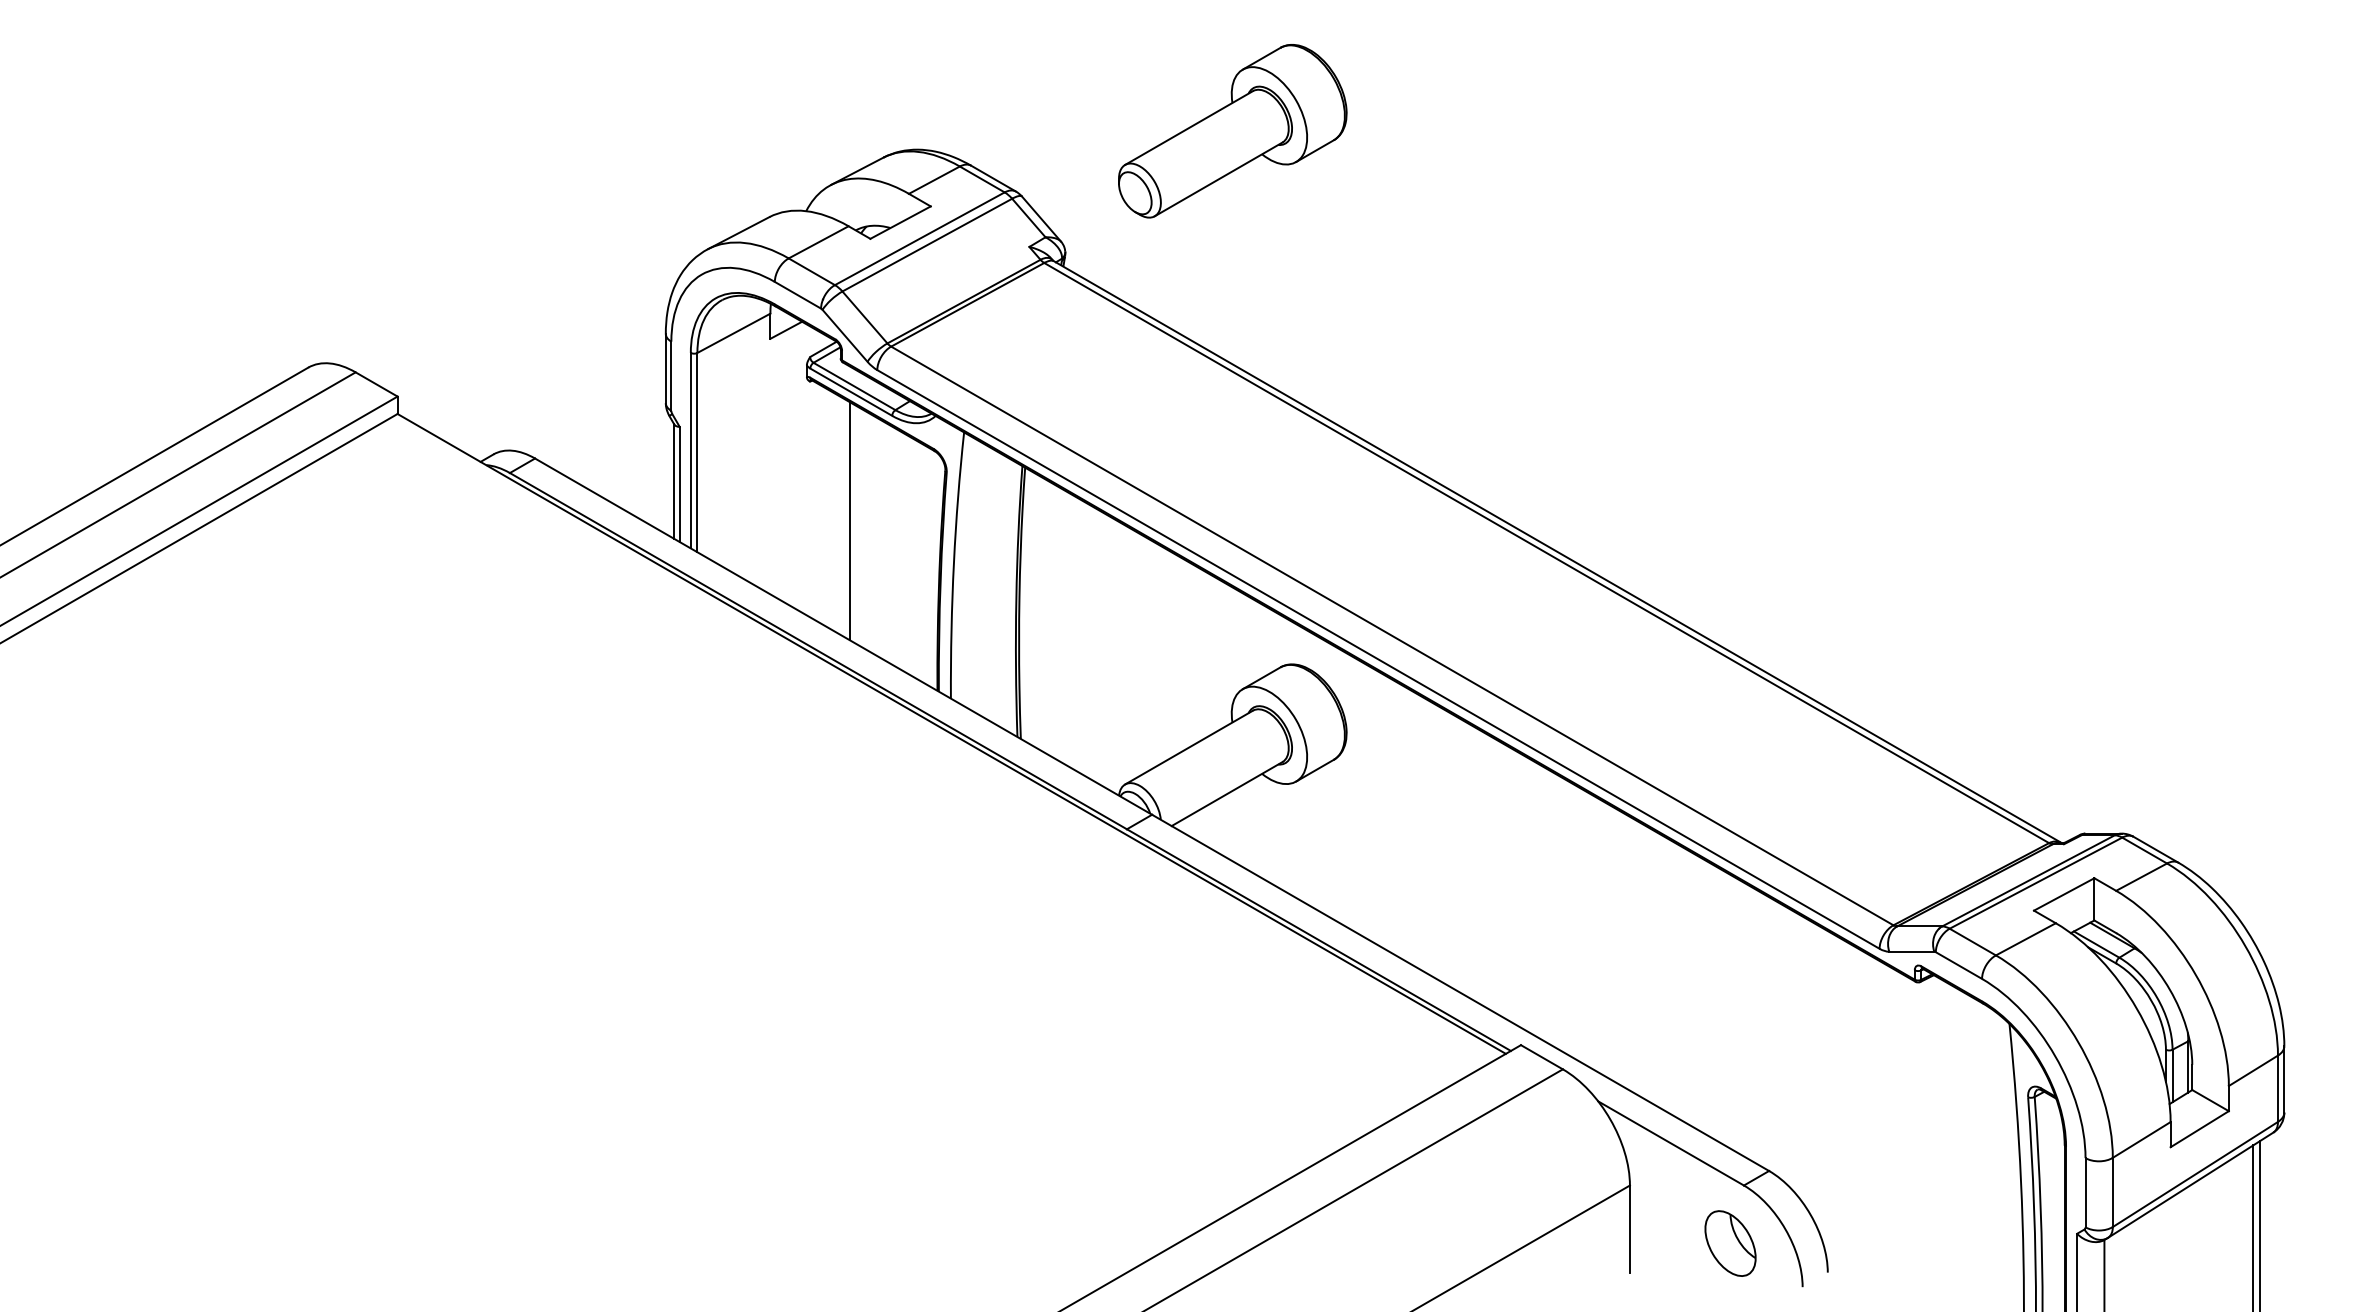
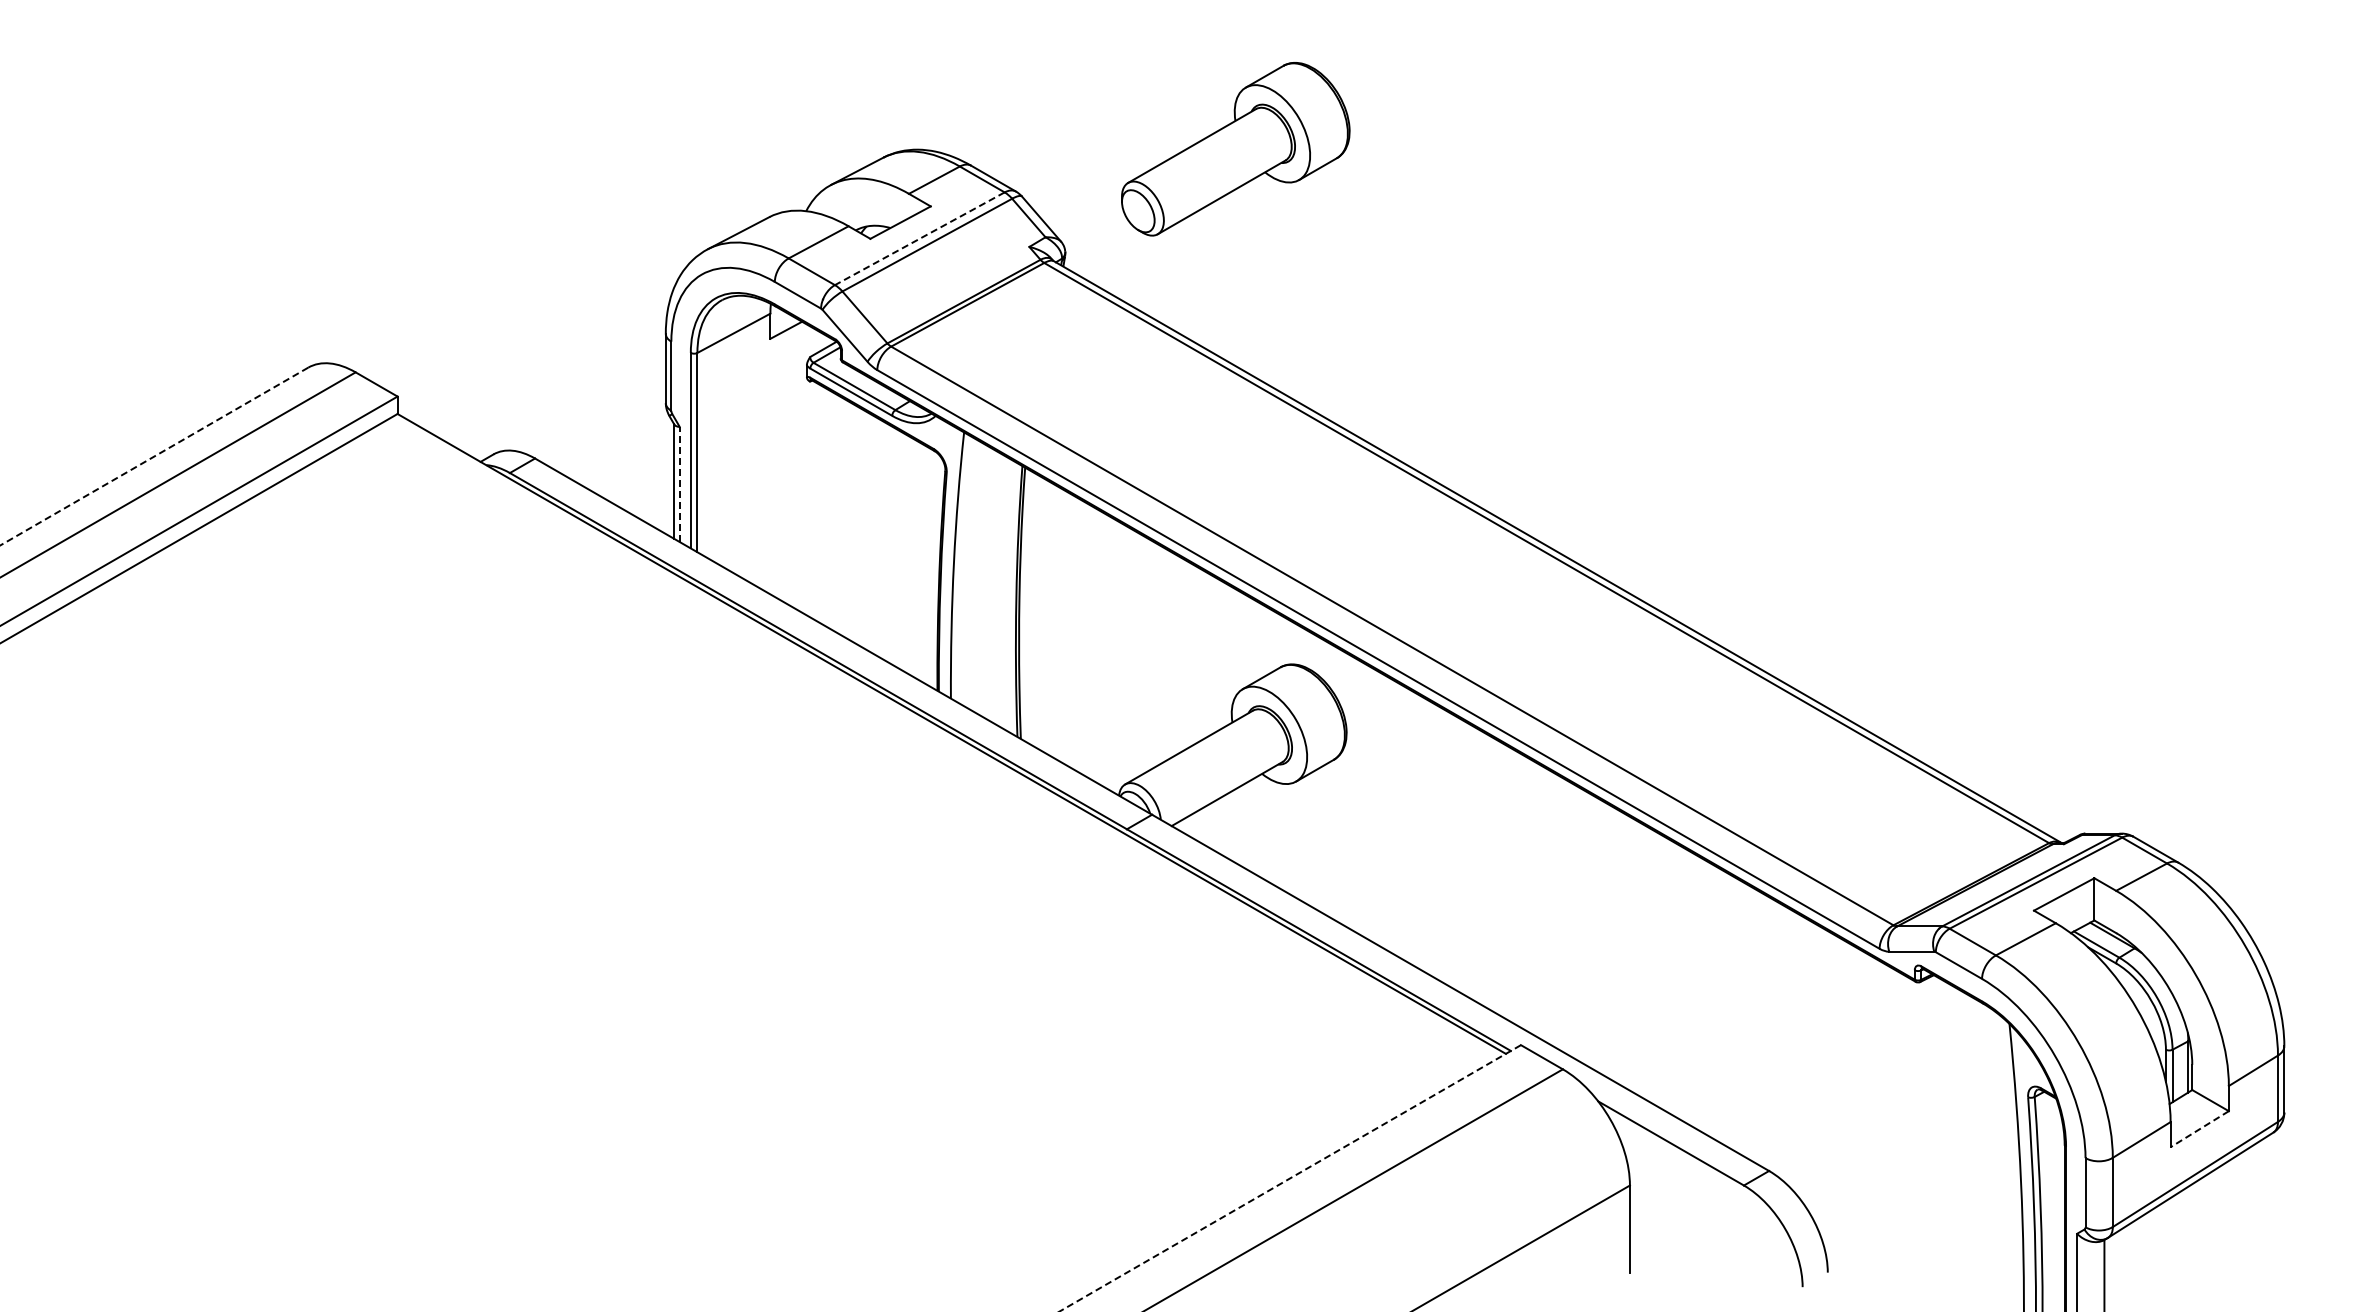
part position: (1232, 131) -> (1235, 149) (1235, 149)
line: solid -> dashed (919, 238)
line: solid -> dashed (154, 456)
line: solid -> dashed (679, 484)
line: present -> none (850, 521)
line: solid -> dashed (2199, 1129)
line: solid -> dashed (1289, 1178)
line: present -> none (2259, 1224)
line: present -> none (2253, 1226)
part: present -> none (1730, 1243)
